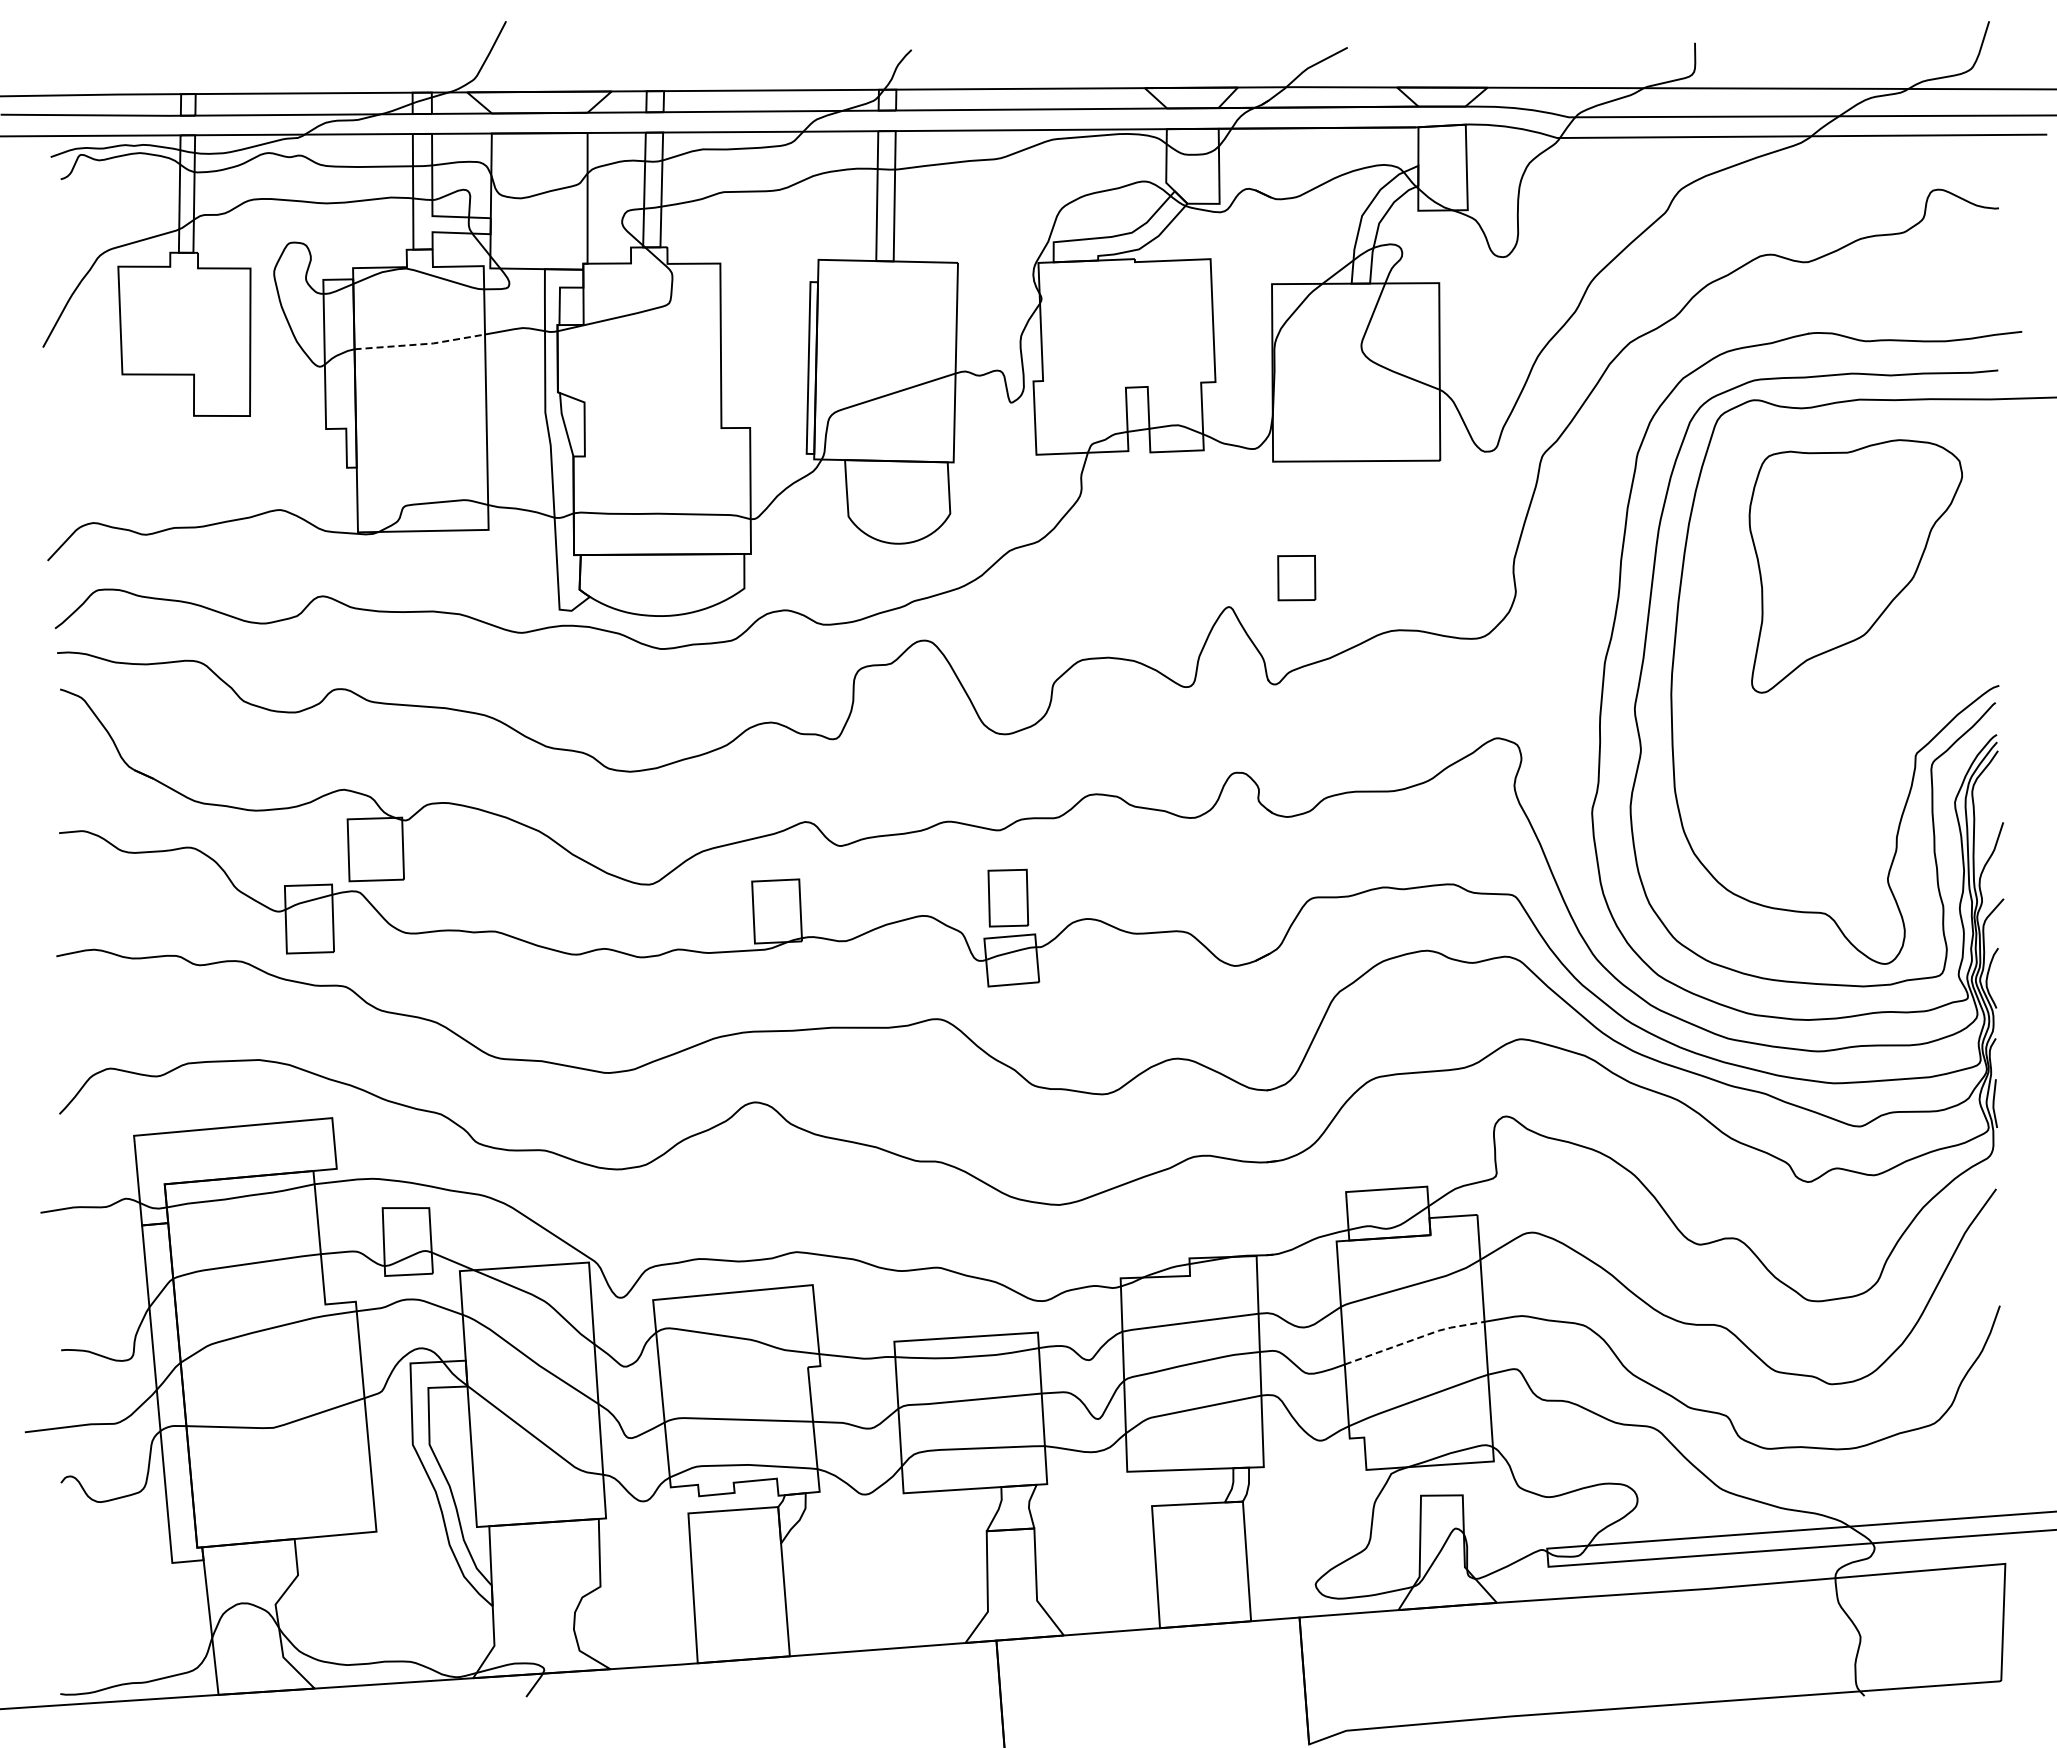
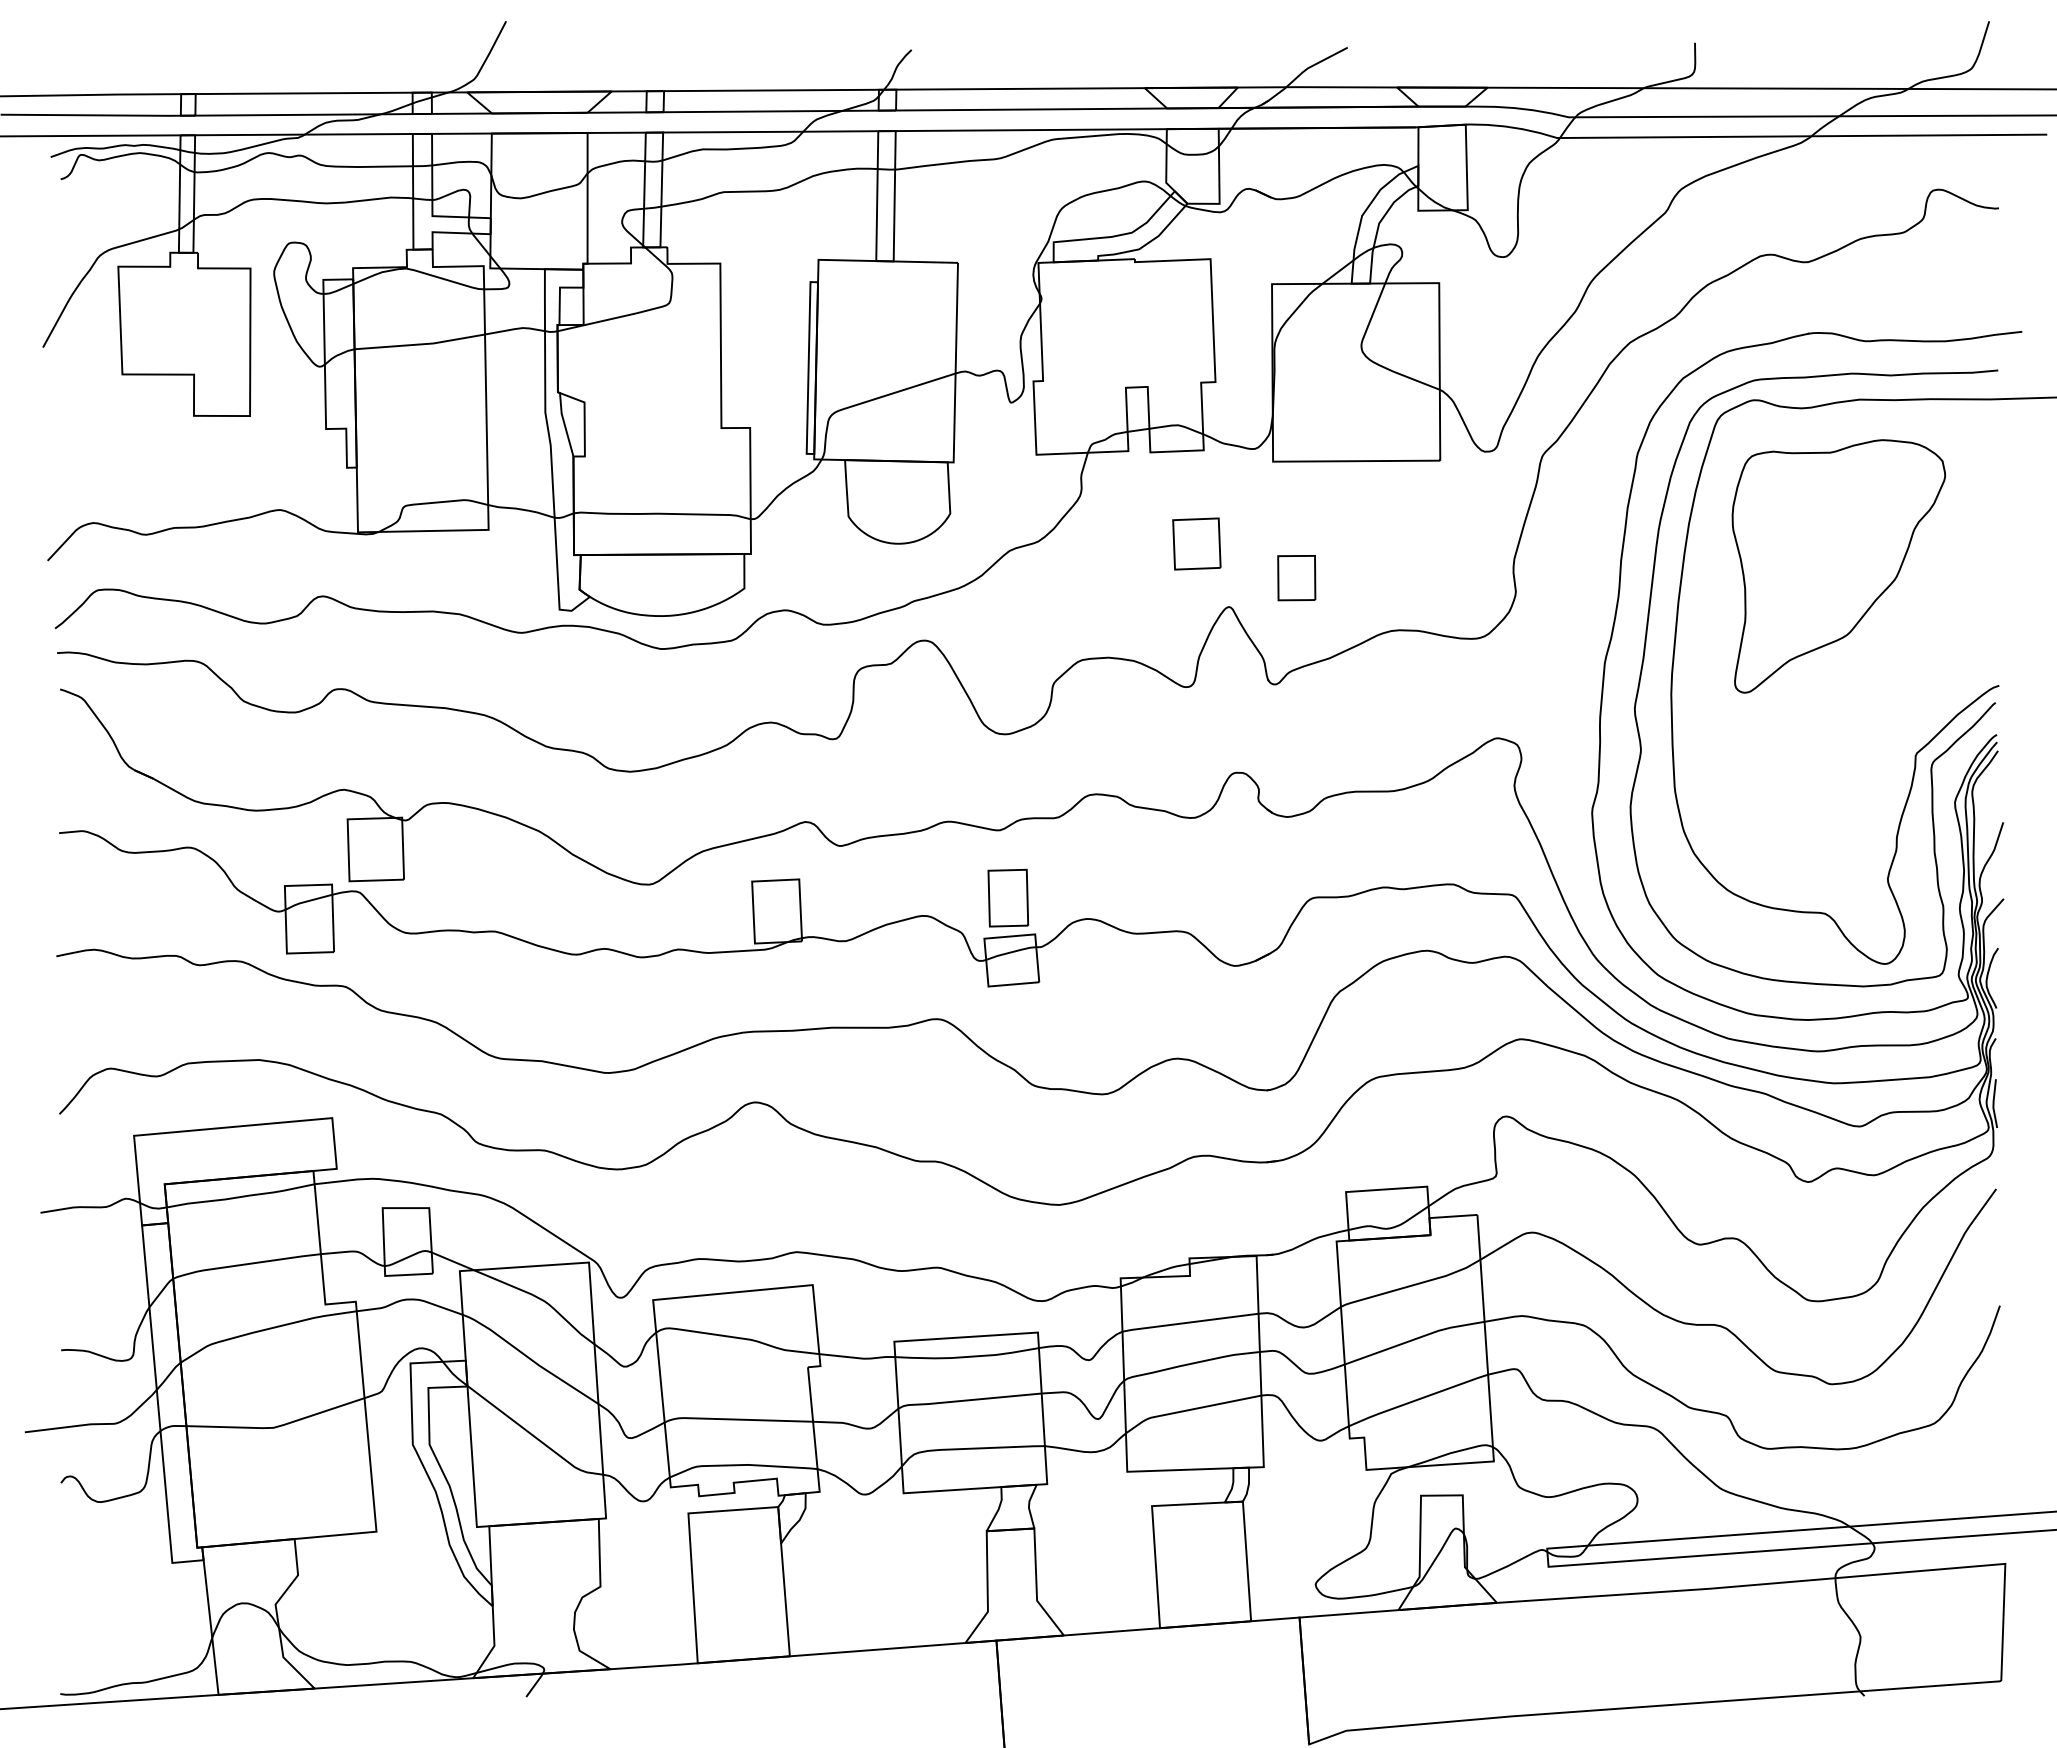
line: dashed -> solid (421, 344)
part: none -> present (1196, 543)
part position: (1855, 566) -> (1838, 566) (1838, 566)
line: dashed -> solid (1415, 1339)
